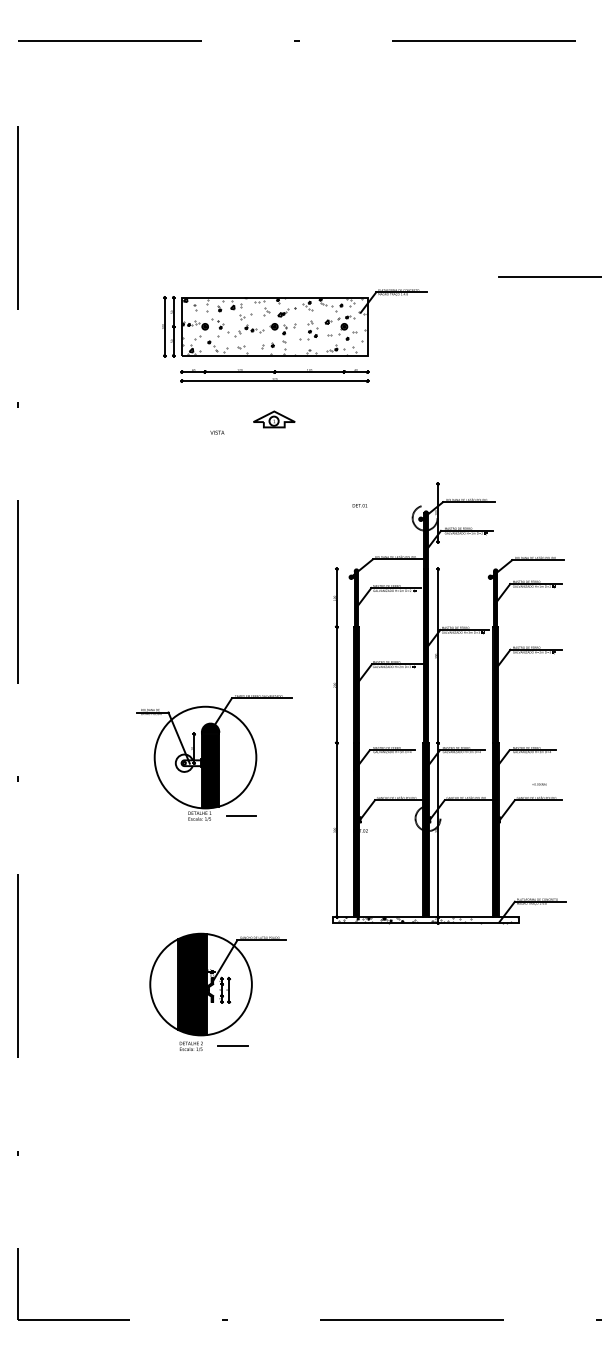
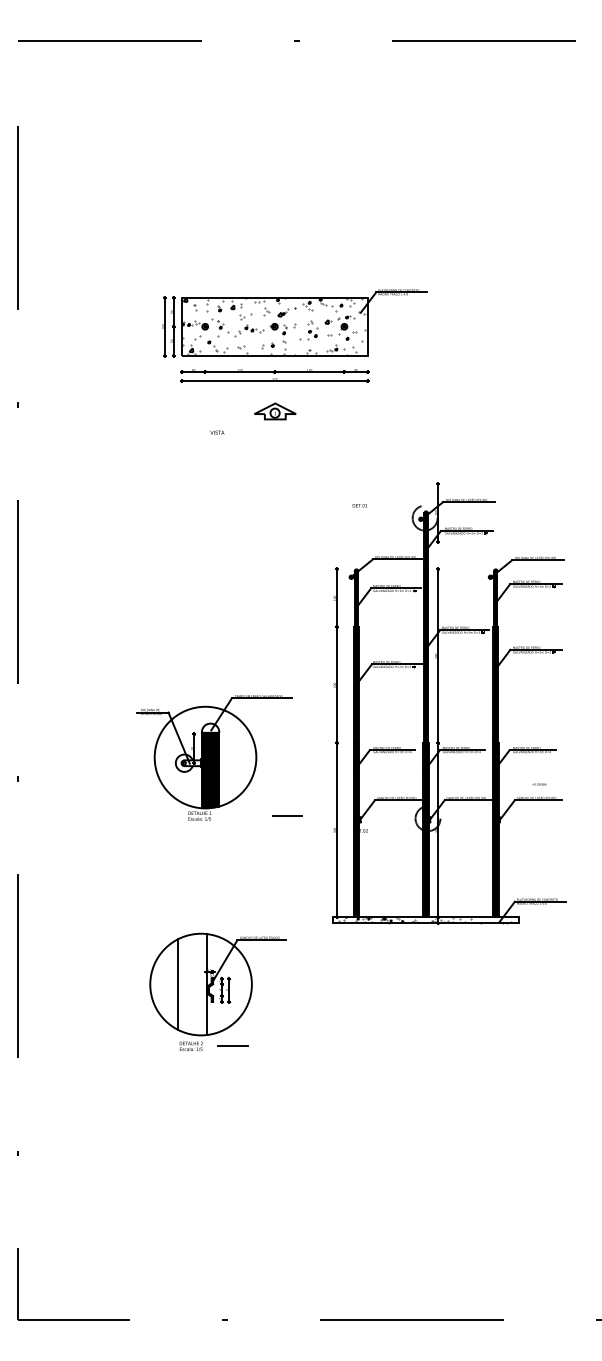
line: present -> none (548, 277)
part position: (274, 419) -> (275, 411) (275, 411)
fill: present -> none (210, 727)
line position: (241, 815) -> (287, 815) (287, 815)
fill: present -> none (192, 984)
